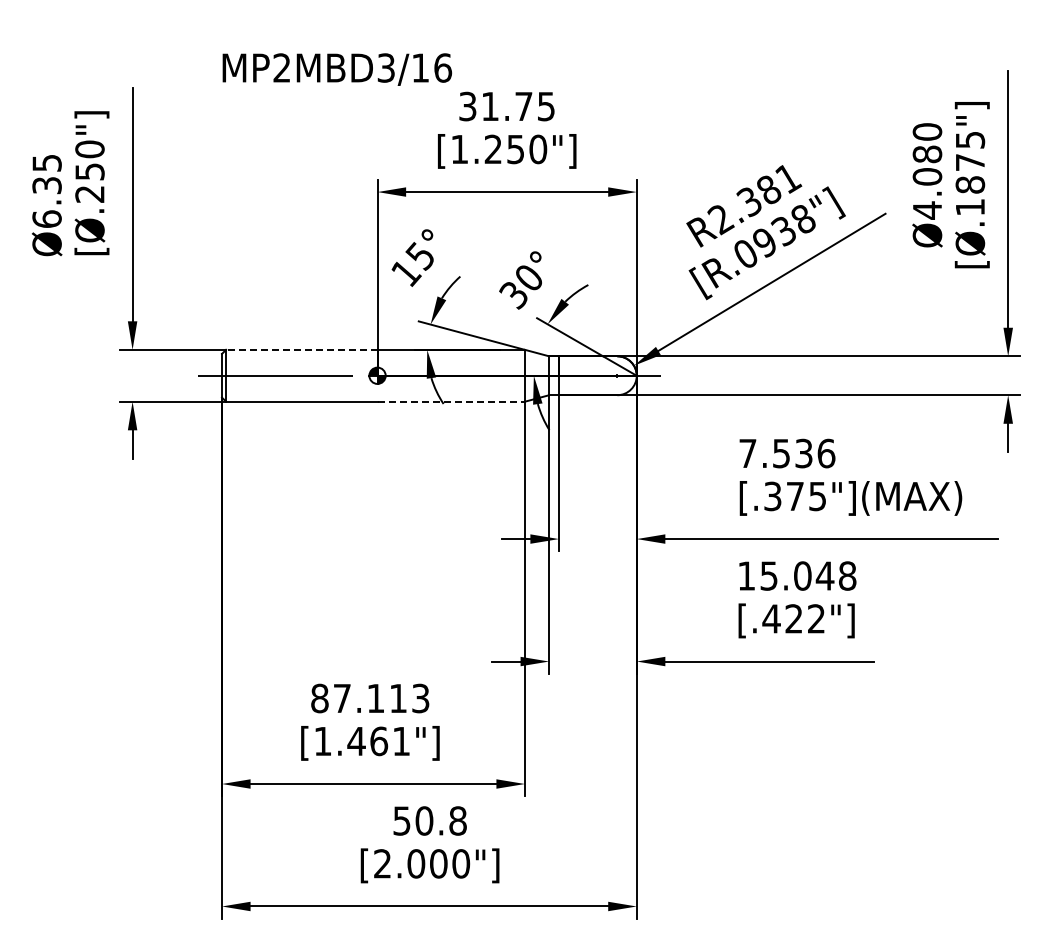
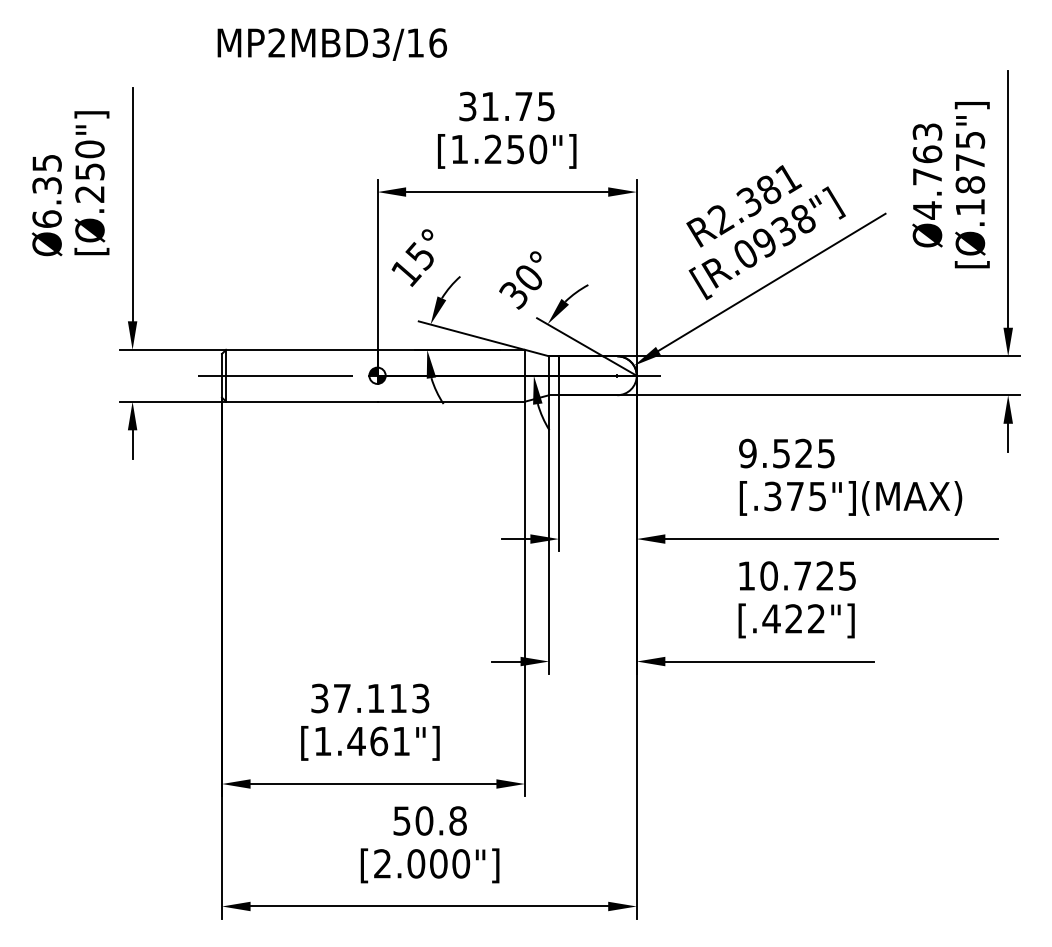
text position: (337, 69) -> (332, 44) (332, 44)
text: Ø4.080 -> Ø4.763 (927, 154)
line: dashed -> solid (301, 349)
line: dashed -> solid (451, 401)
text: 7.536 -> 9.525 (787, 453)
text: 15.048 -> 10.725 (808, 575)
text: 87.113 -> 37.113 (319, 698)
